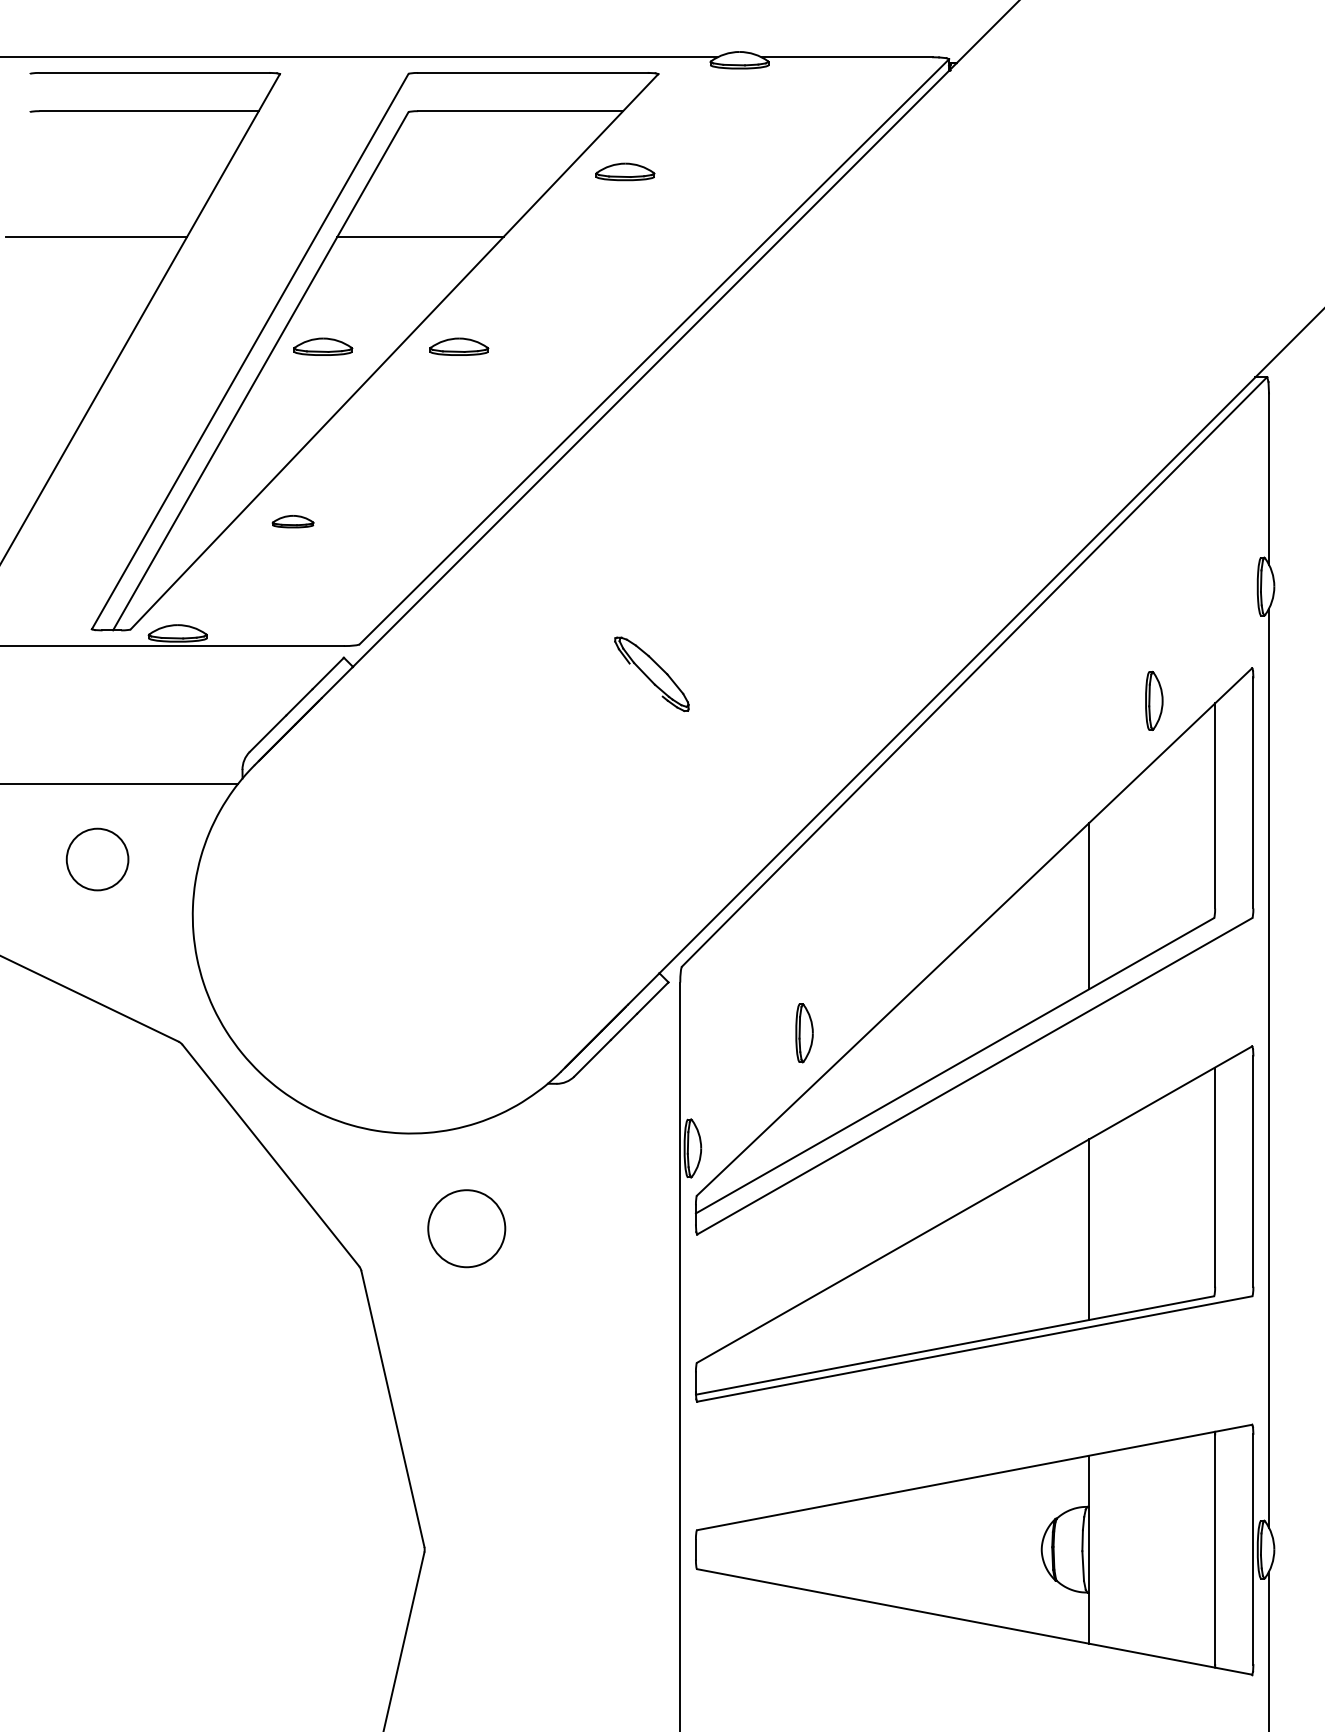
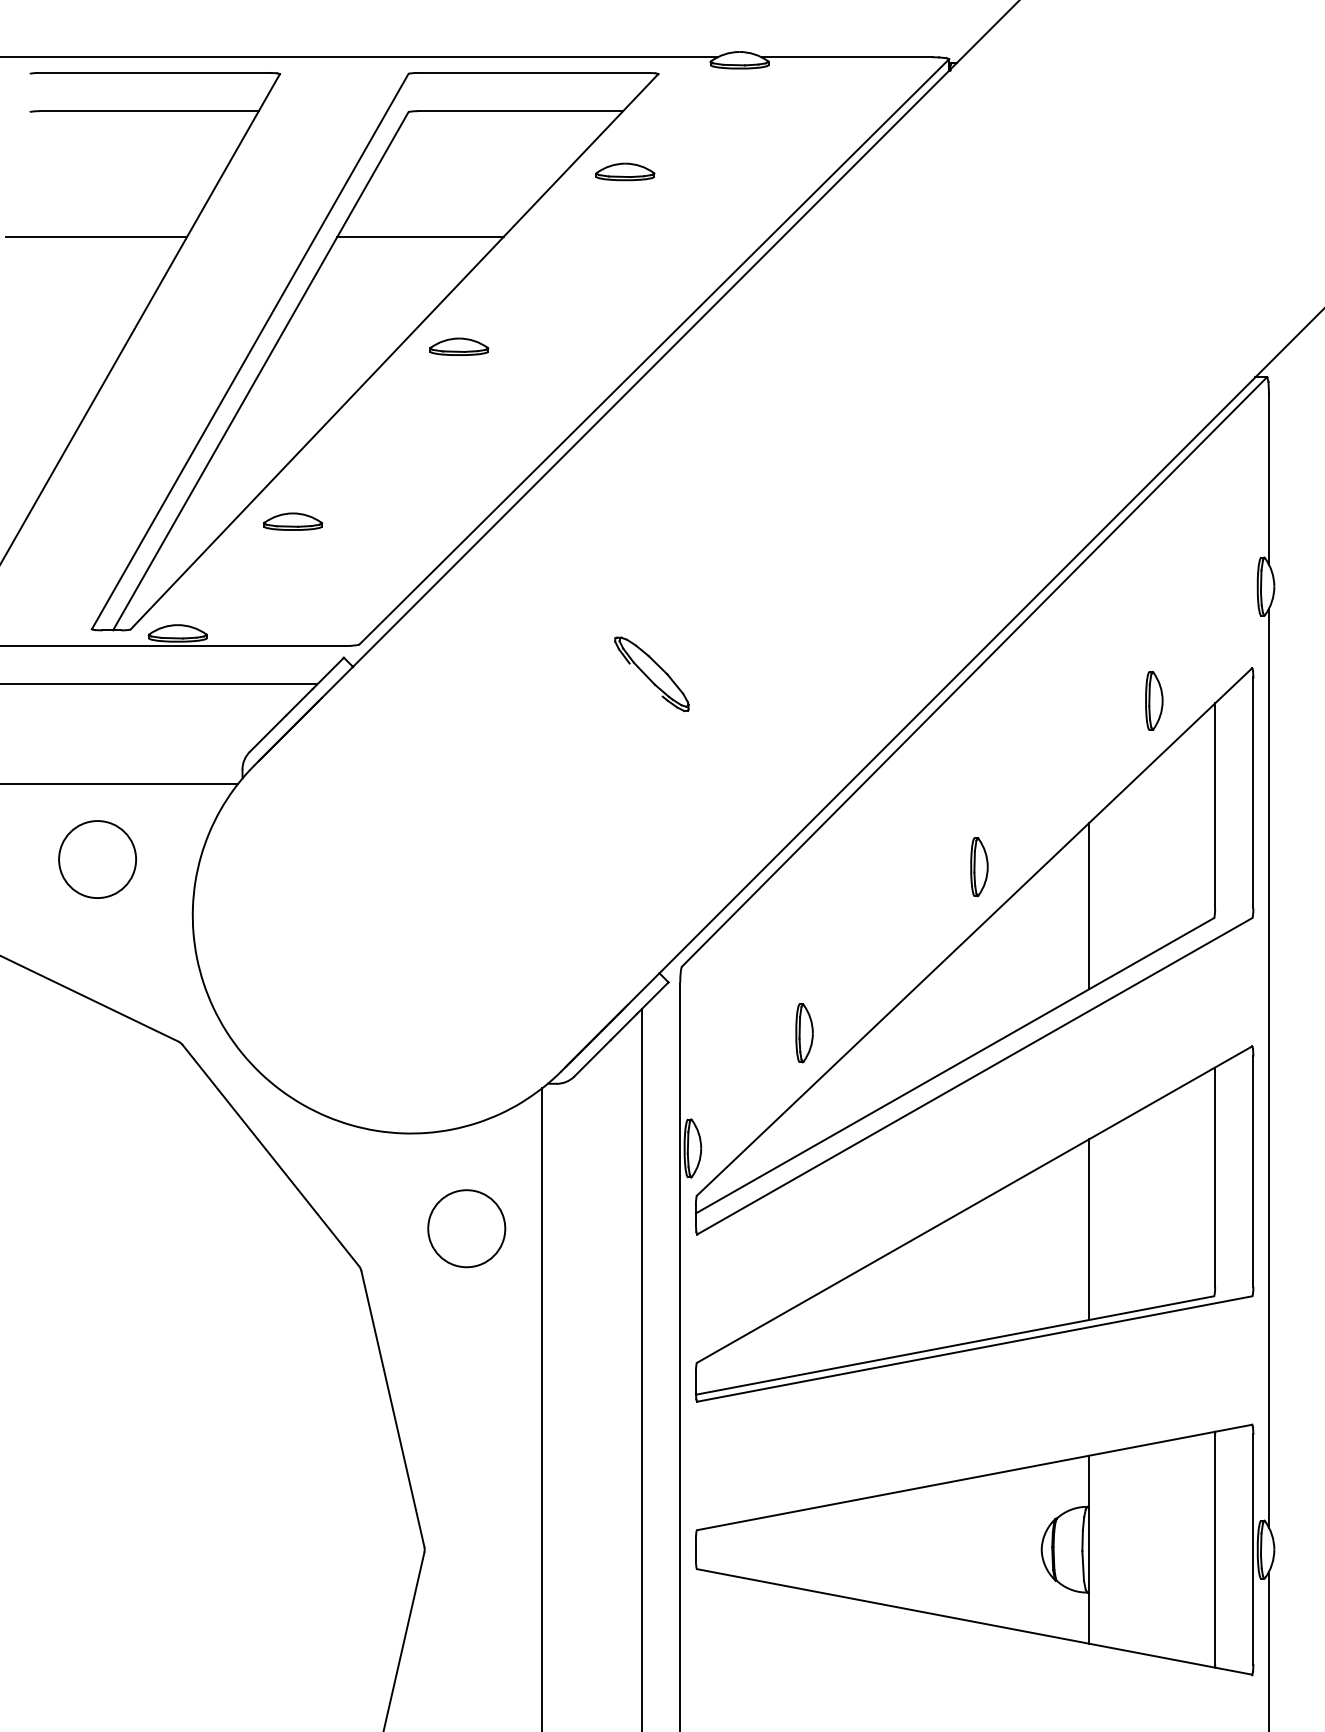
part: present -> none (323, 346)
part size: 44x14 px -> 61x19 px (293, 521)
line: none -> present (159, 684)
circle diameter: 62 px -> 77 px (97, 859)
part: none -> present (979, 867)
line: none -> present (642, 1368)
line: none -> present (542, 1408)
